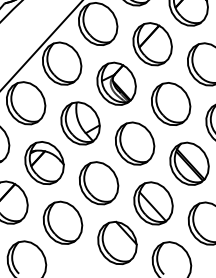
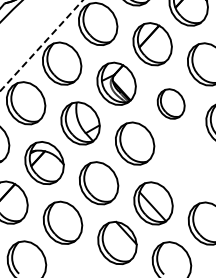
line: solid -> dashed (41, 45)
part size: 41x44 px -> 30x32 px (170, 103)
part: present -> none (189, 163)
